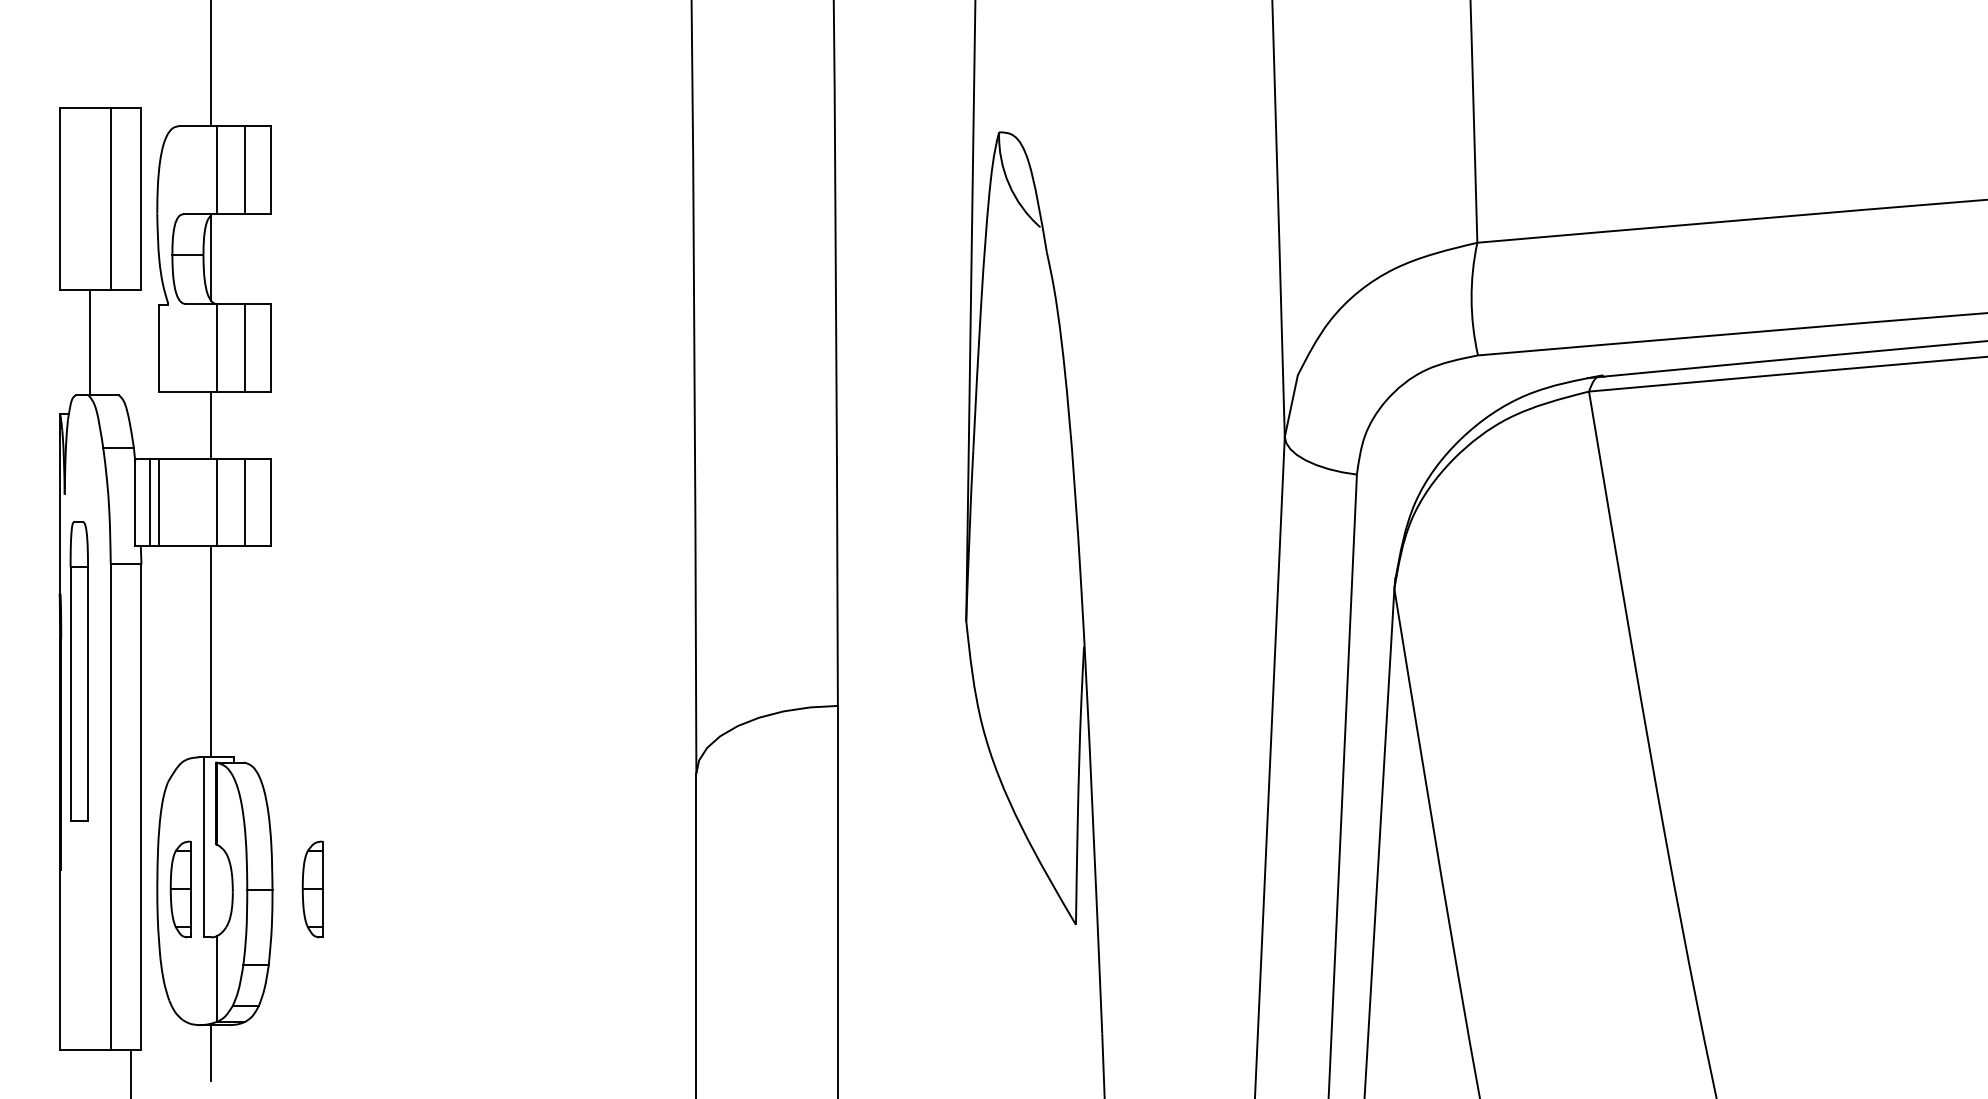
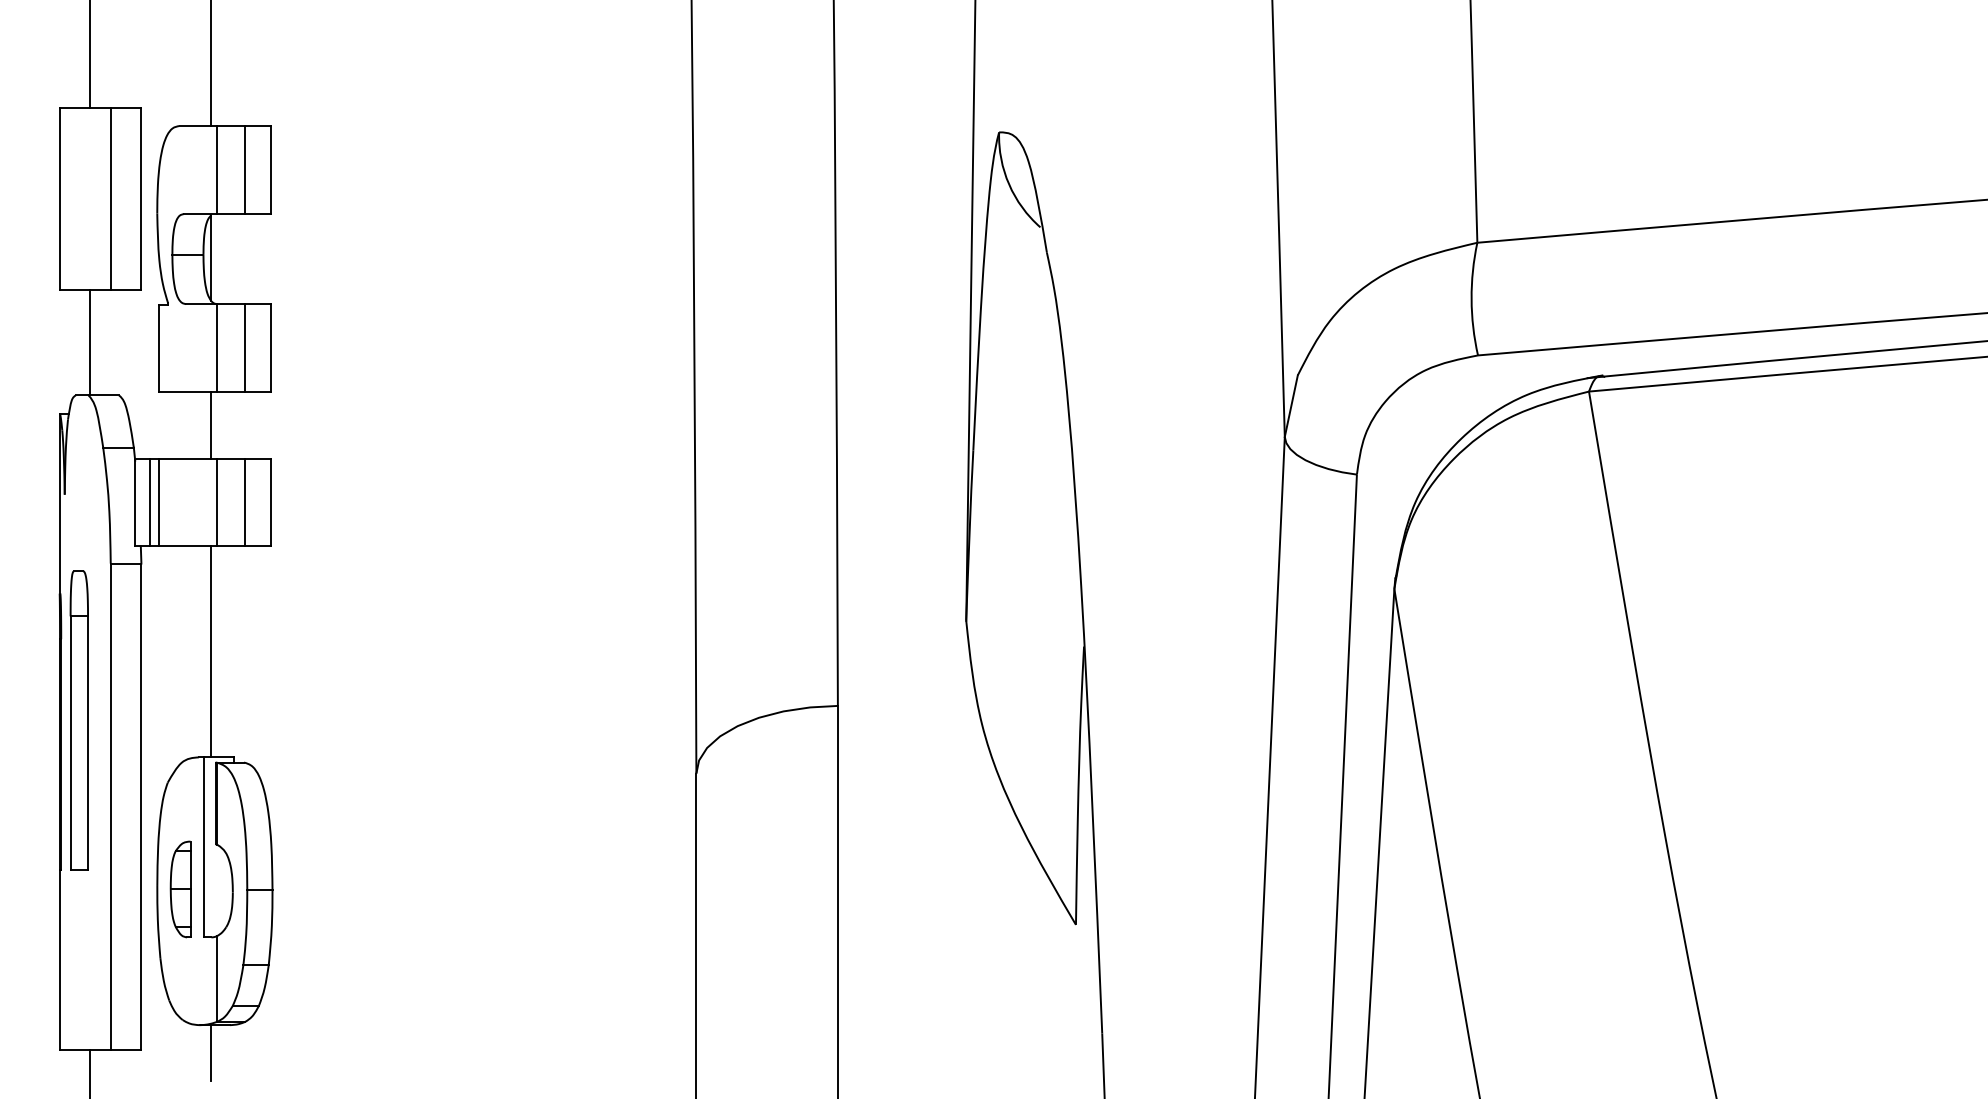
line: none -> present (89, 55)
part position: (78, 671) -> (78, 720) (78, 720)
part: present -> none (312, 889)
line position: (130, 1072) -> (89, 1072) (89, 1072)
